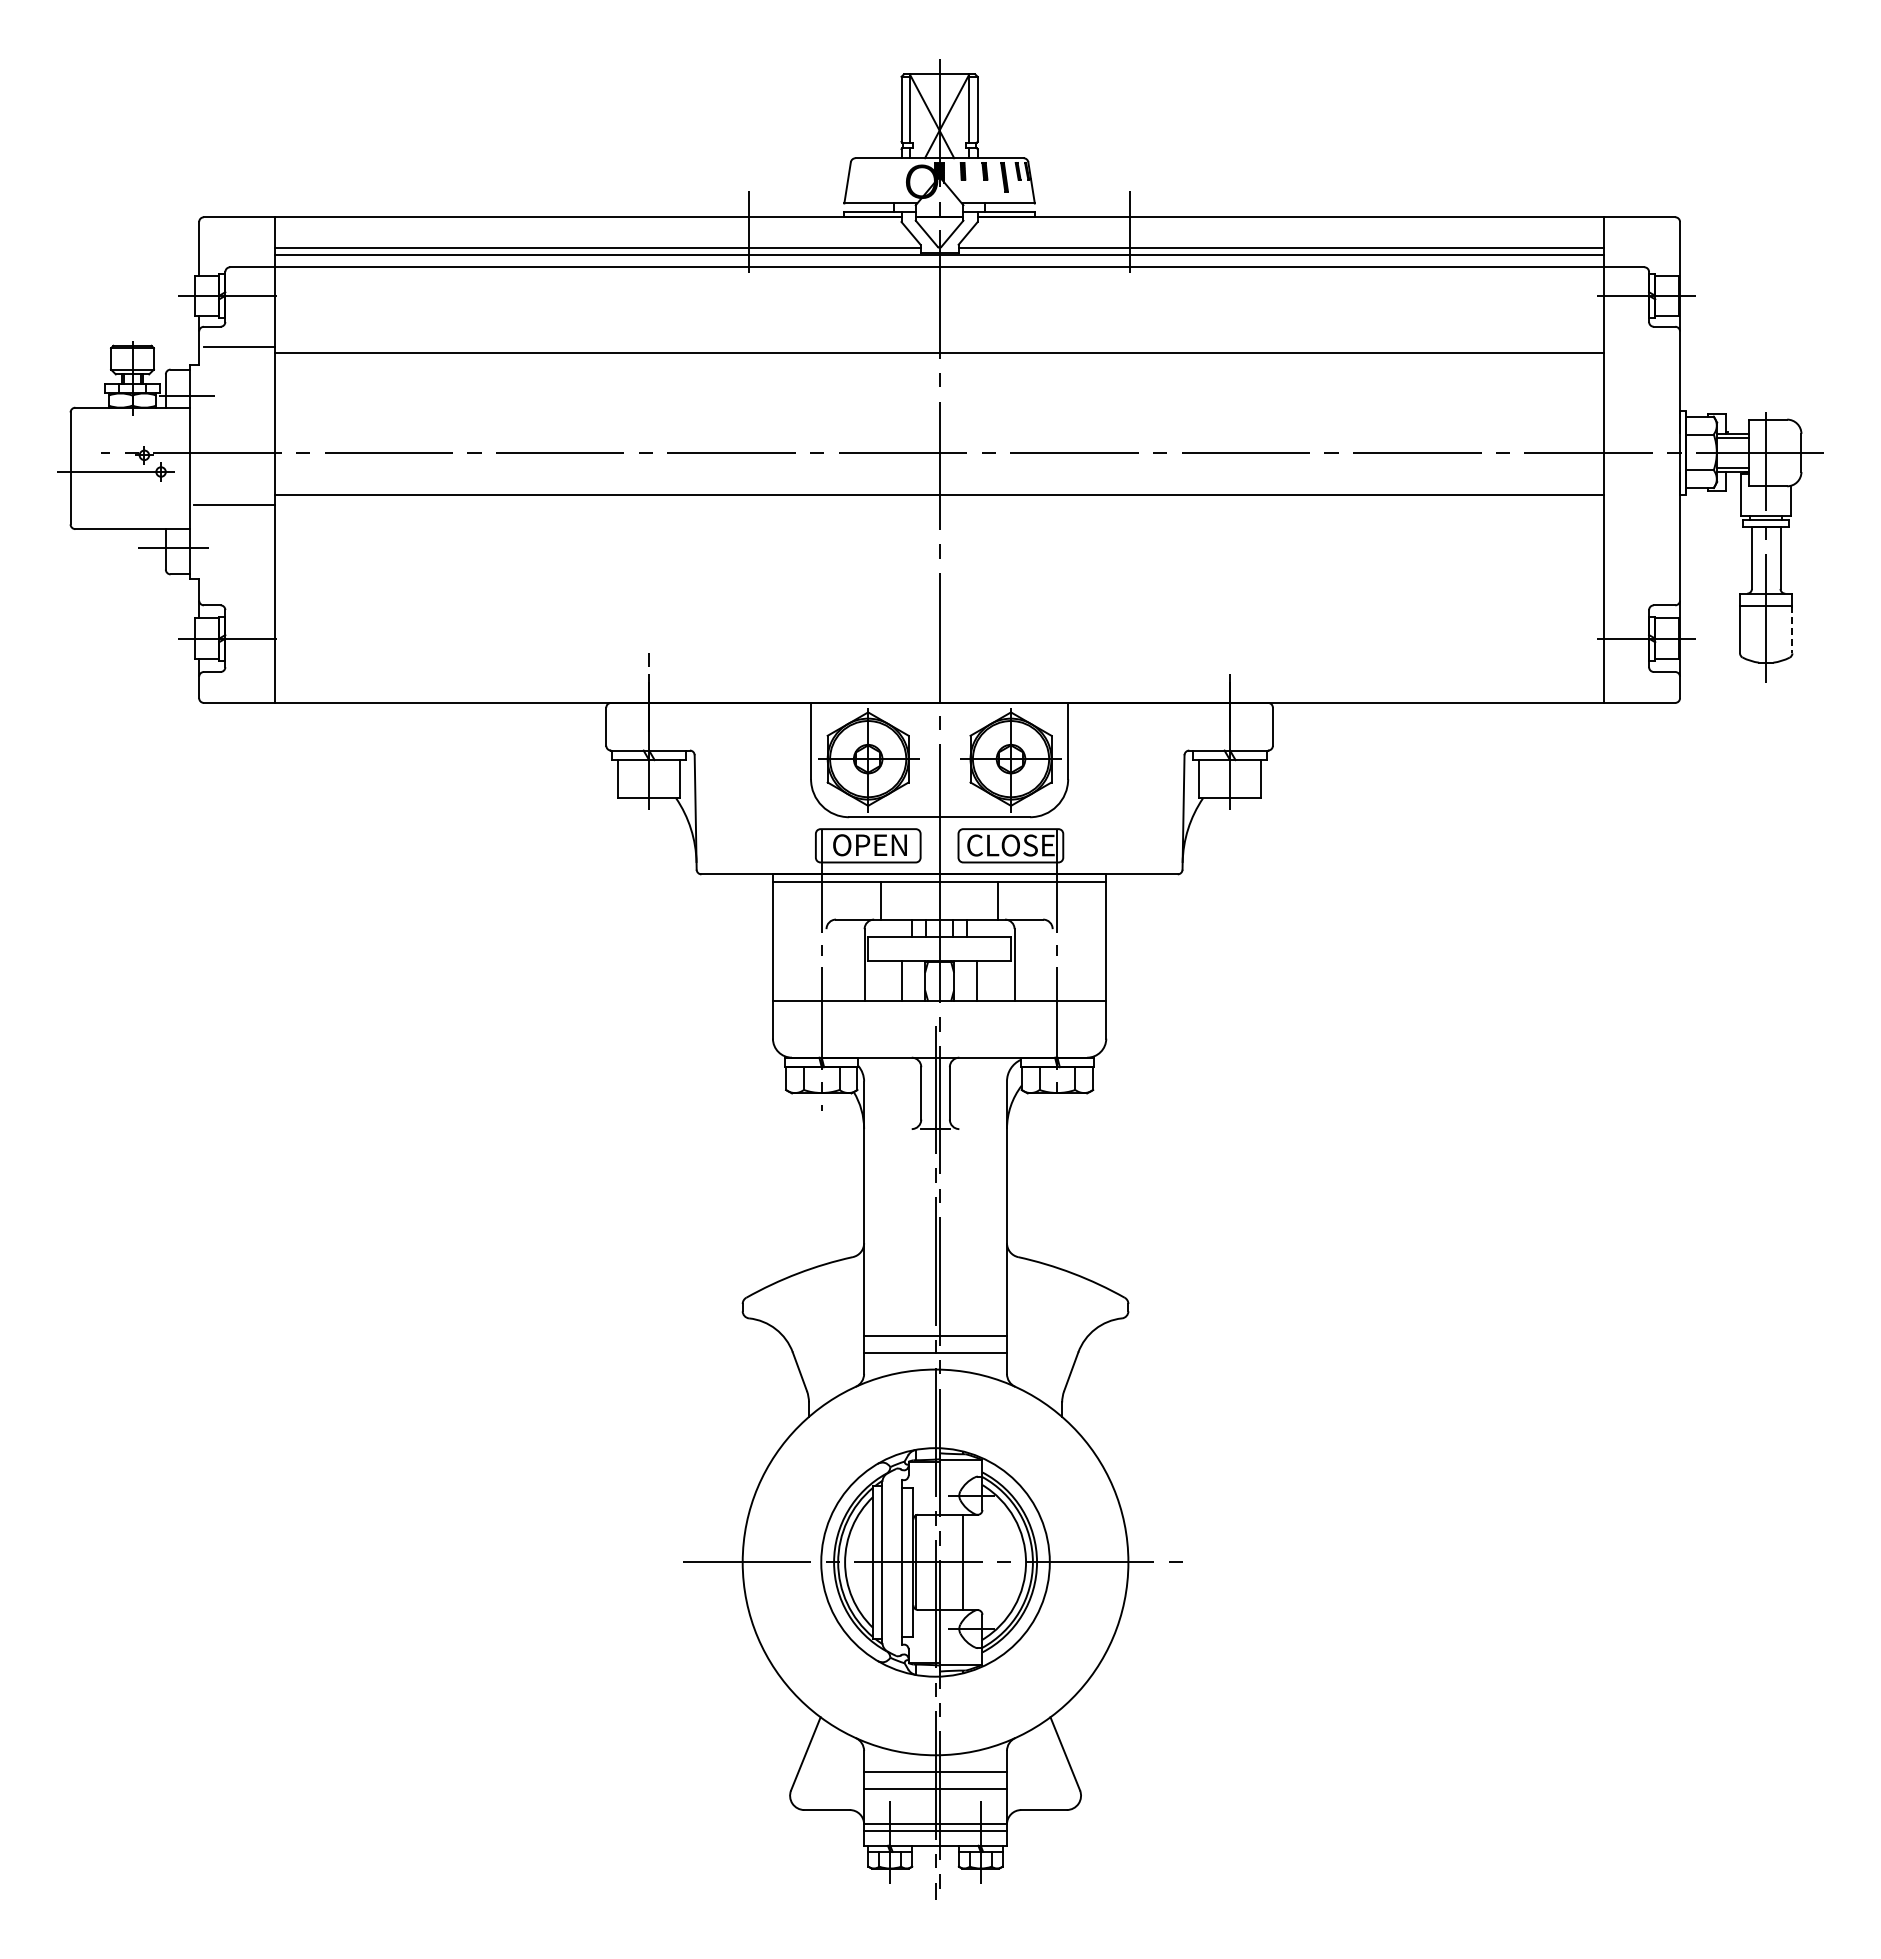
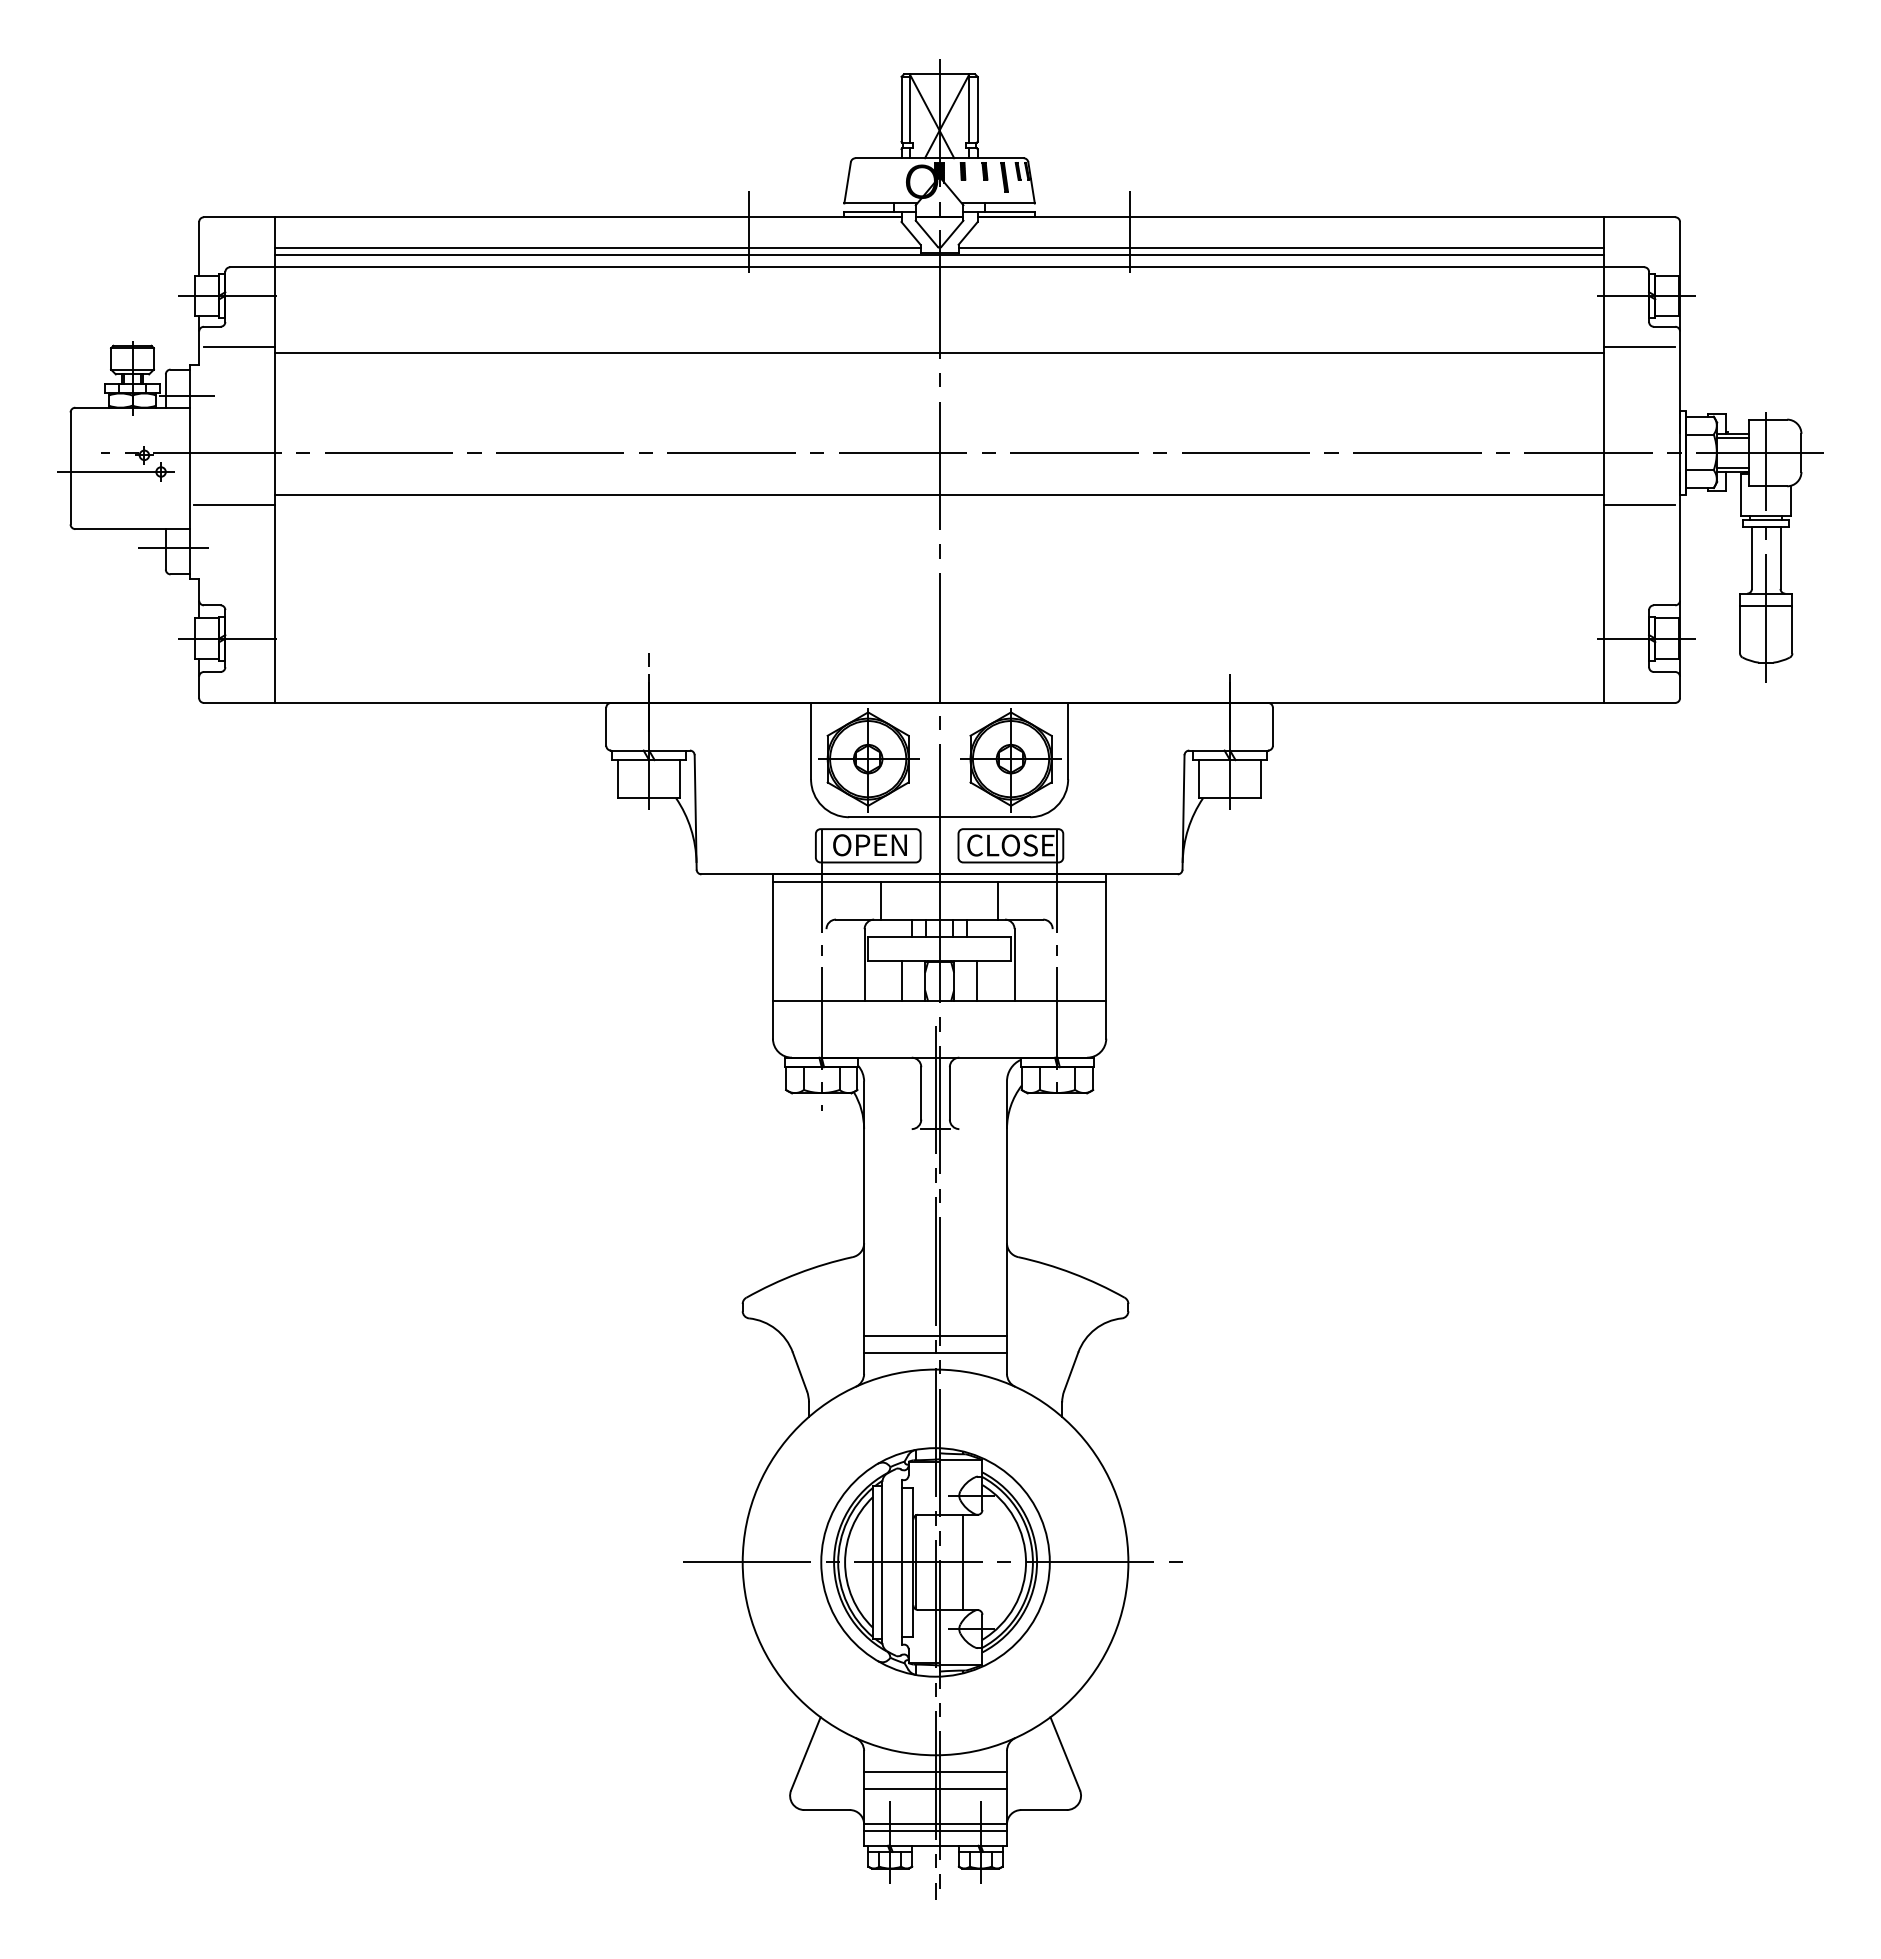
line: none -> present (1639, 347)
line: none -> present (1639, 505)
line: dashed -> solid (1792, 629)
